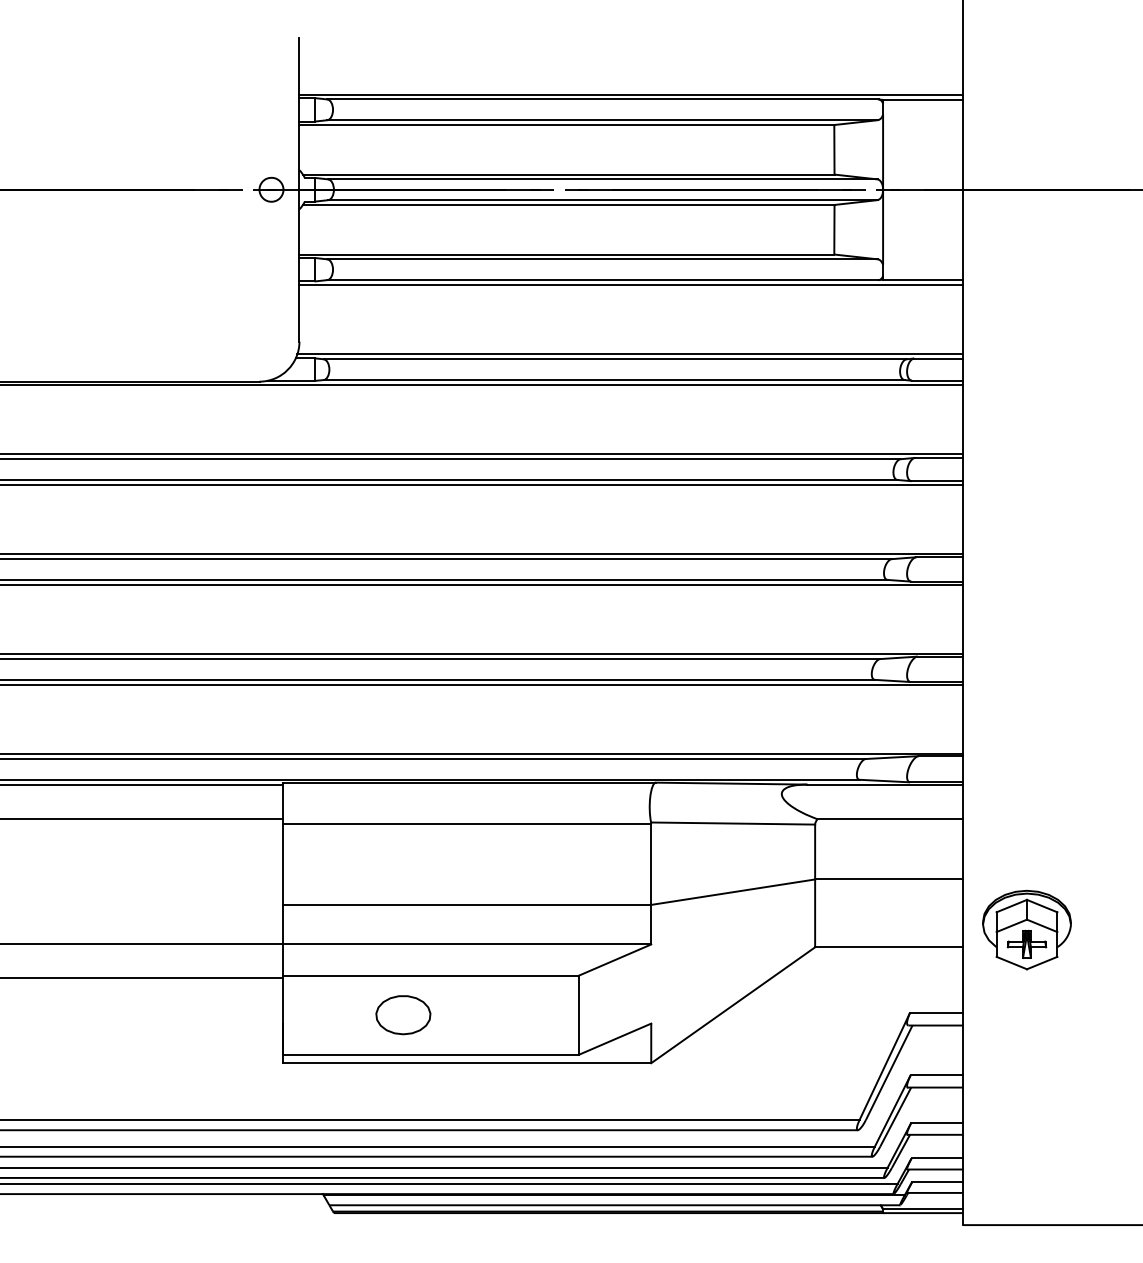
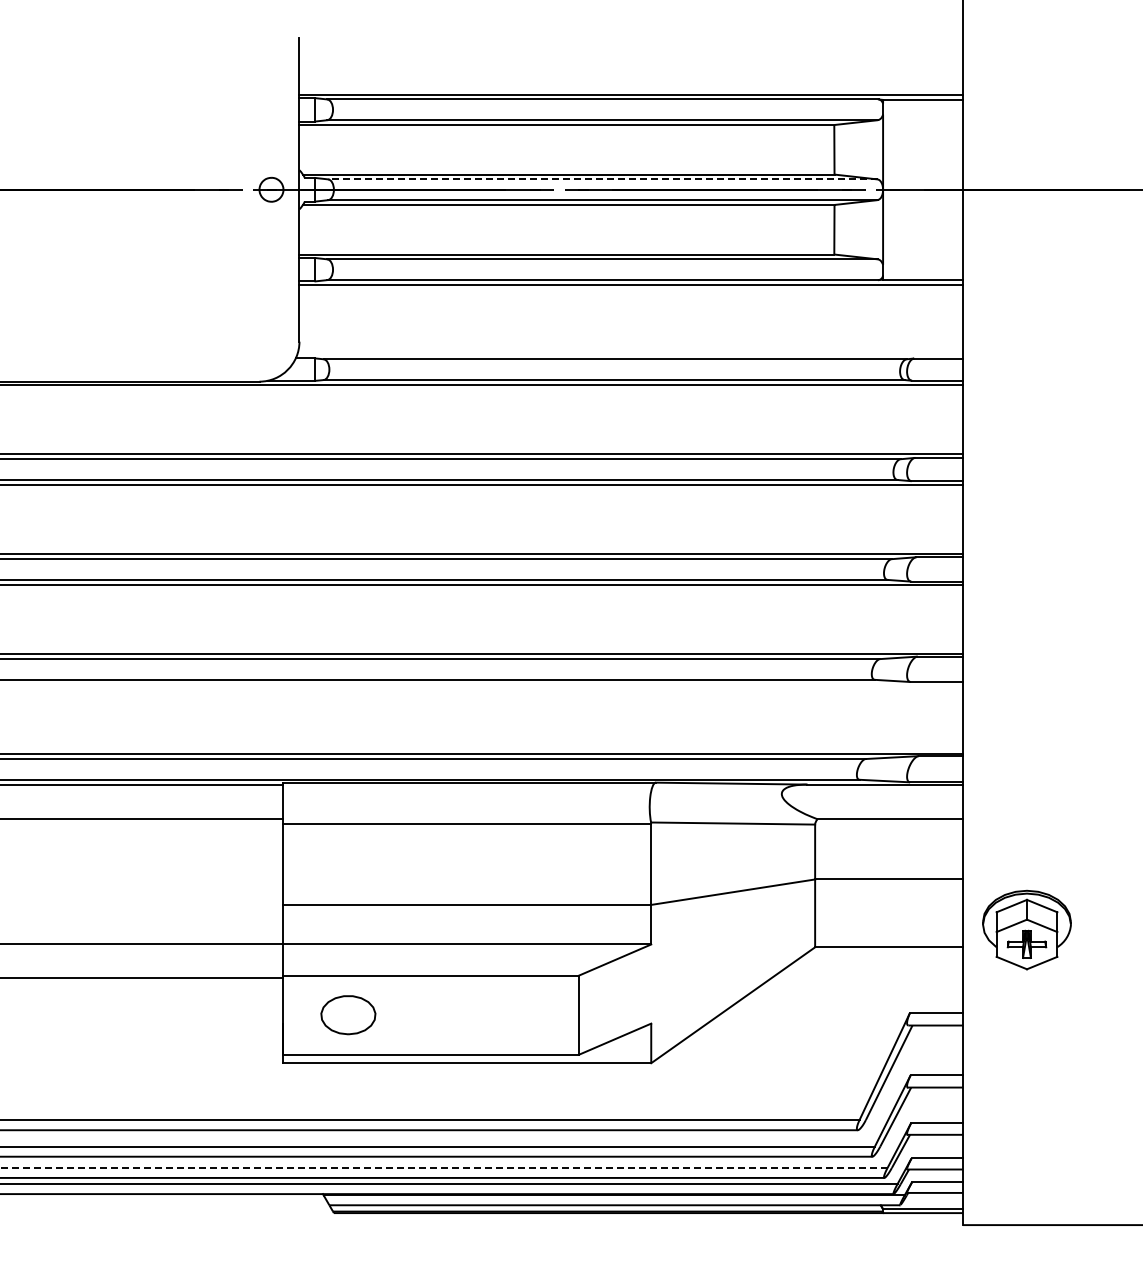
line: solid -> dashed (602, 179)
line: present -> none (630, 354)
line: present -> none (482, 684)
part position: (403, 1015) -> (348, 1015) (348, 1015)
line: solid -> dashed (443, 1167)
